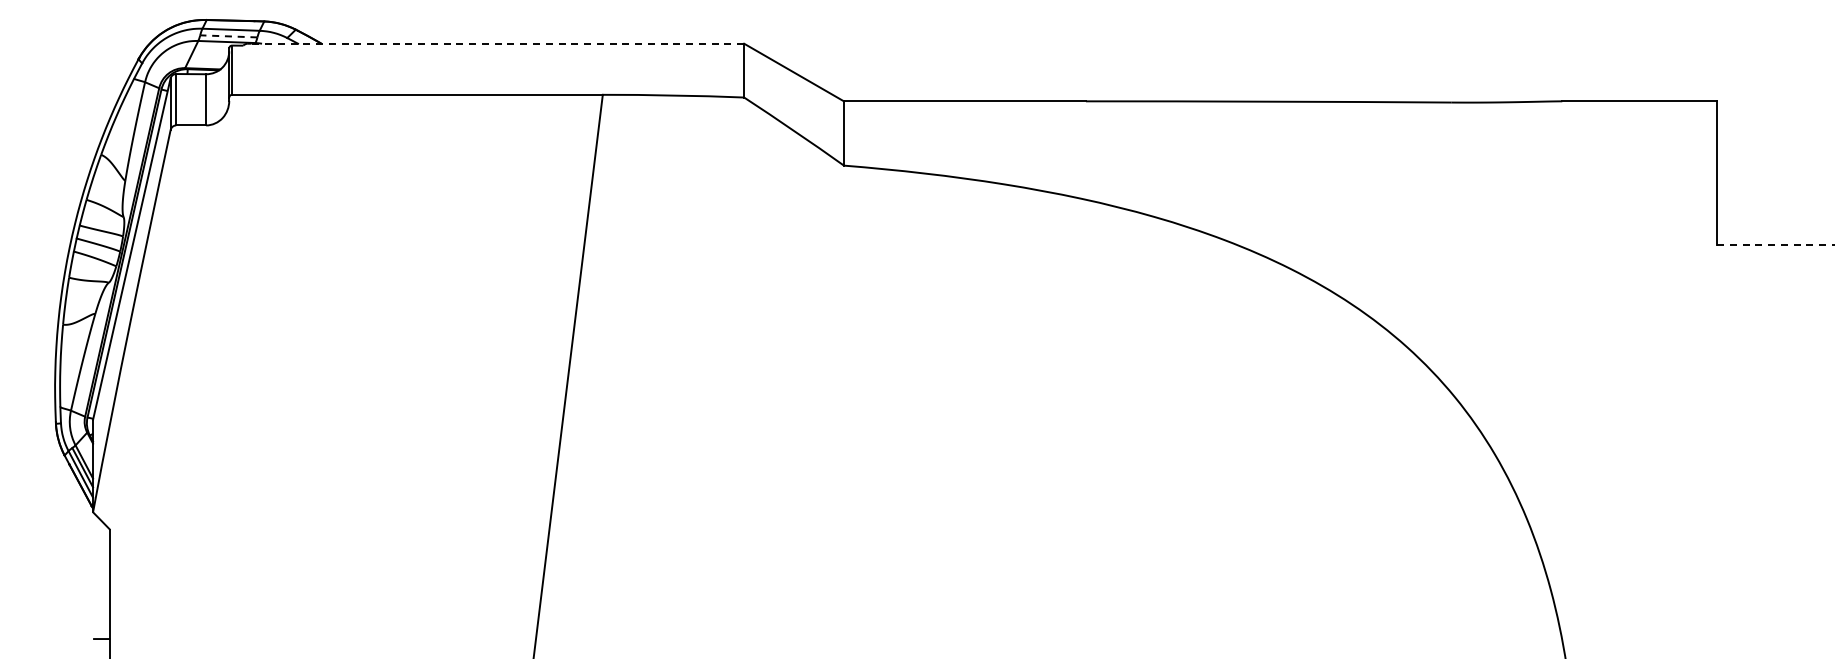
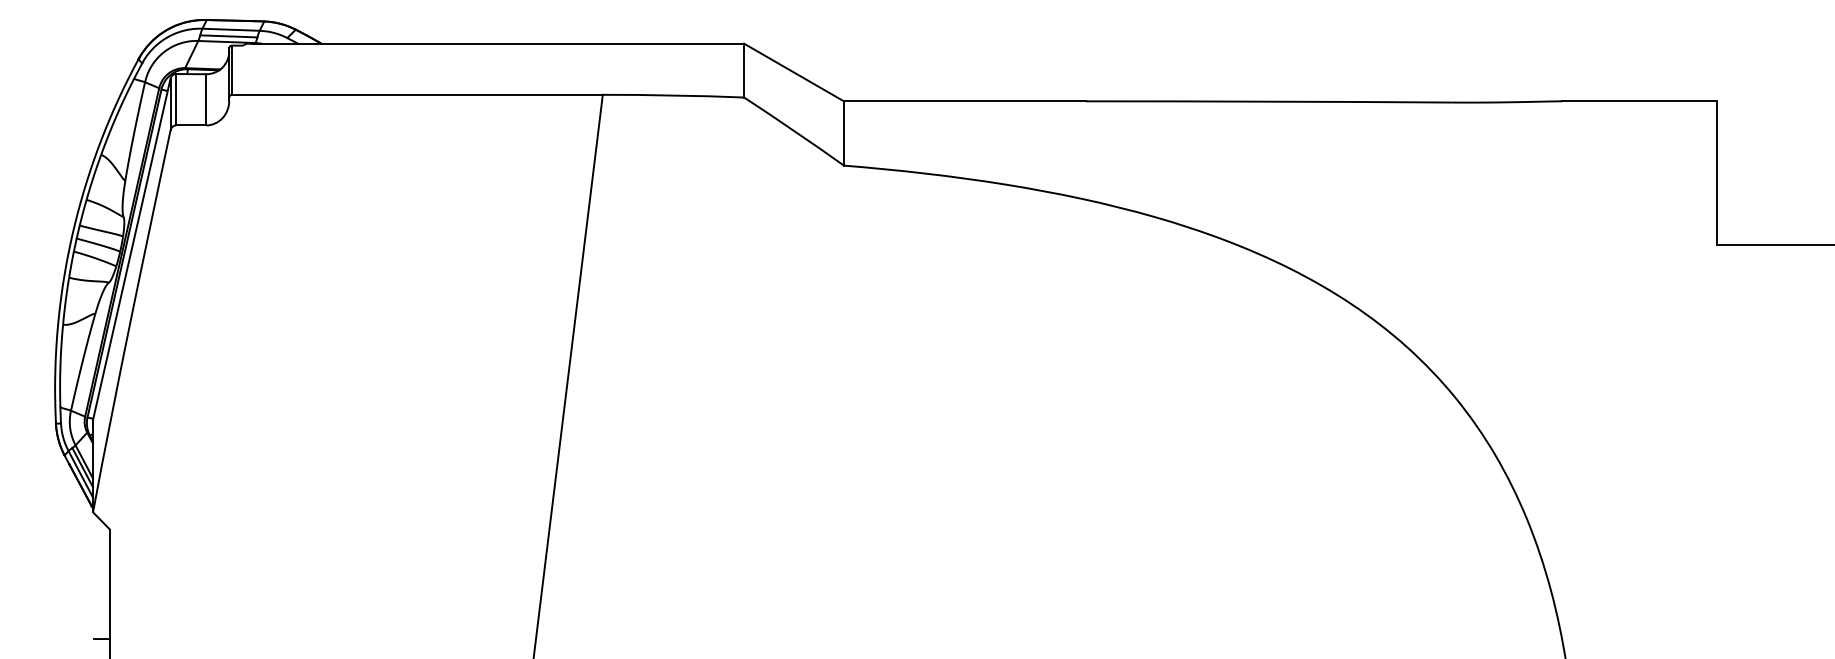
line: dashed -> solid (228, 36)
line: dashed -> solid (497, 43)
line: dashed -> solid (1776, 245)
